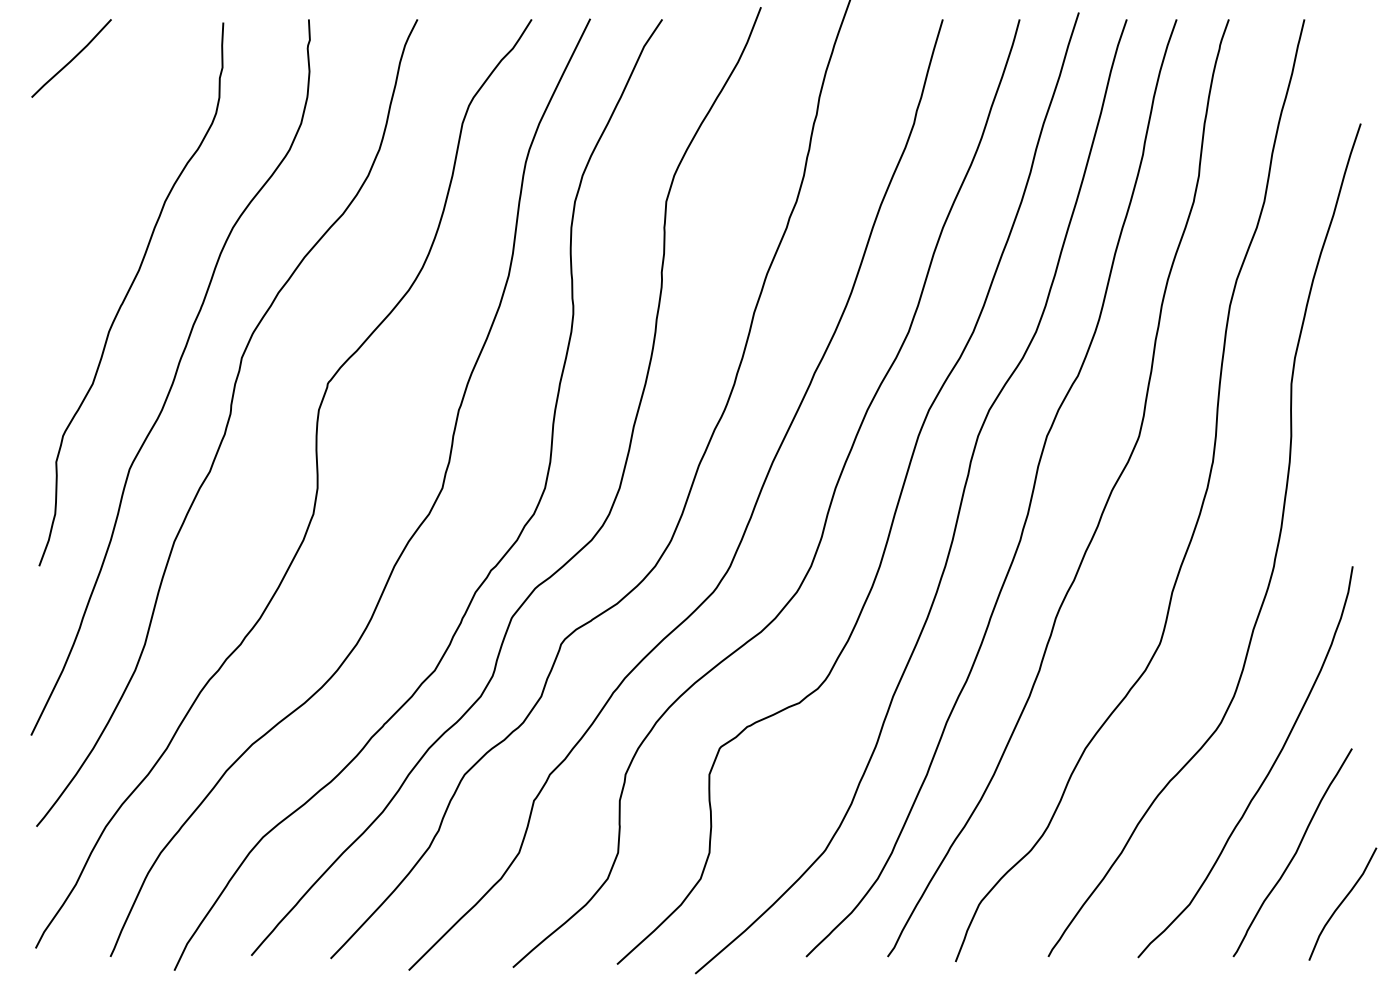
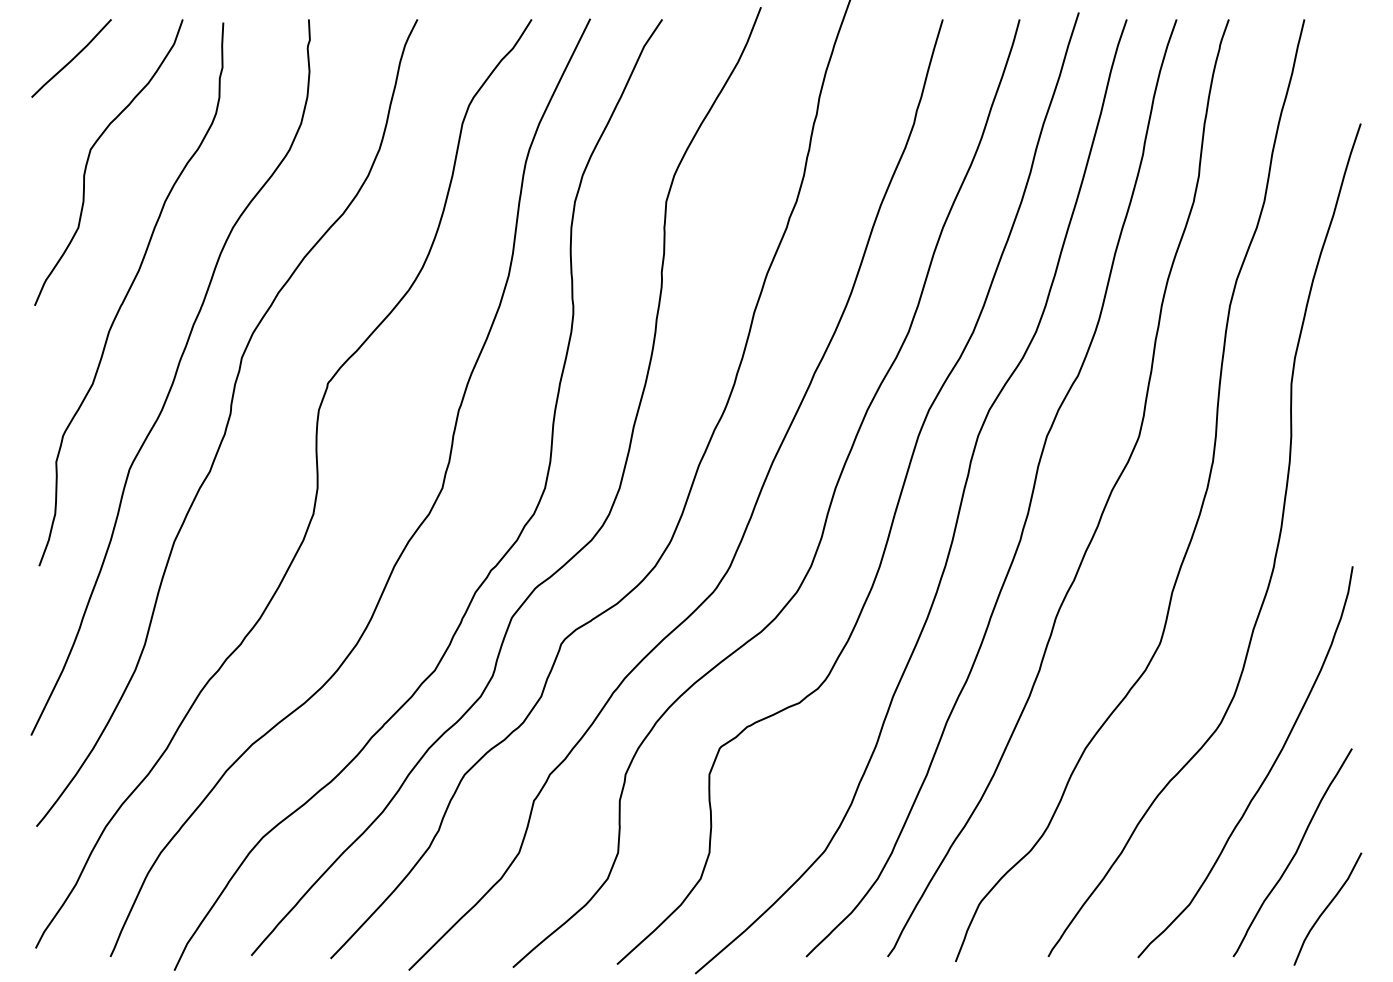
curve: none -> present (89, 158)
curve position: (1342, 903) -> (1327, 908) (1327, 908)
